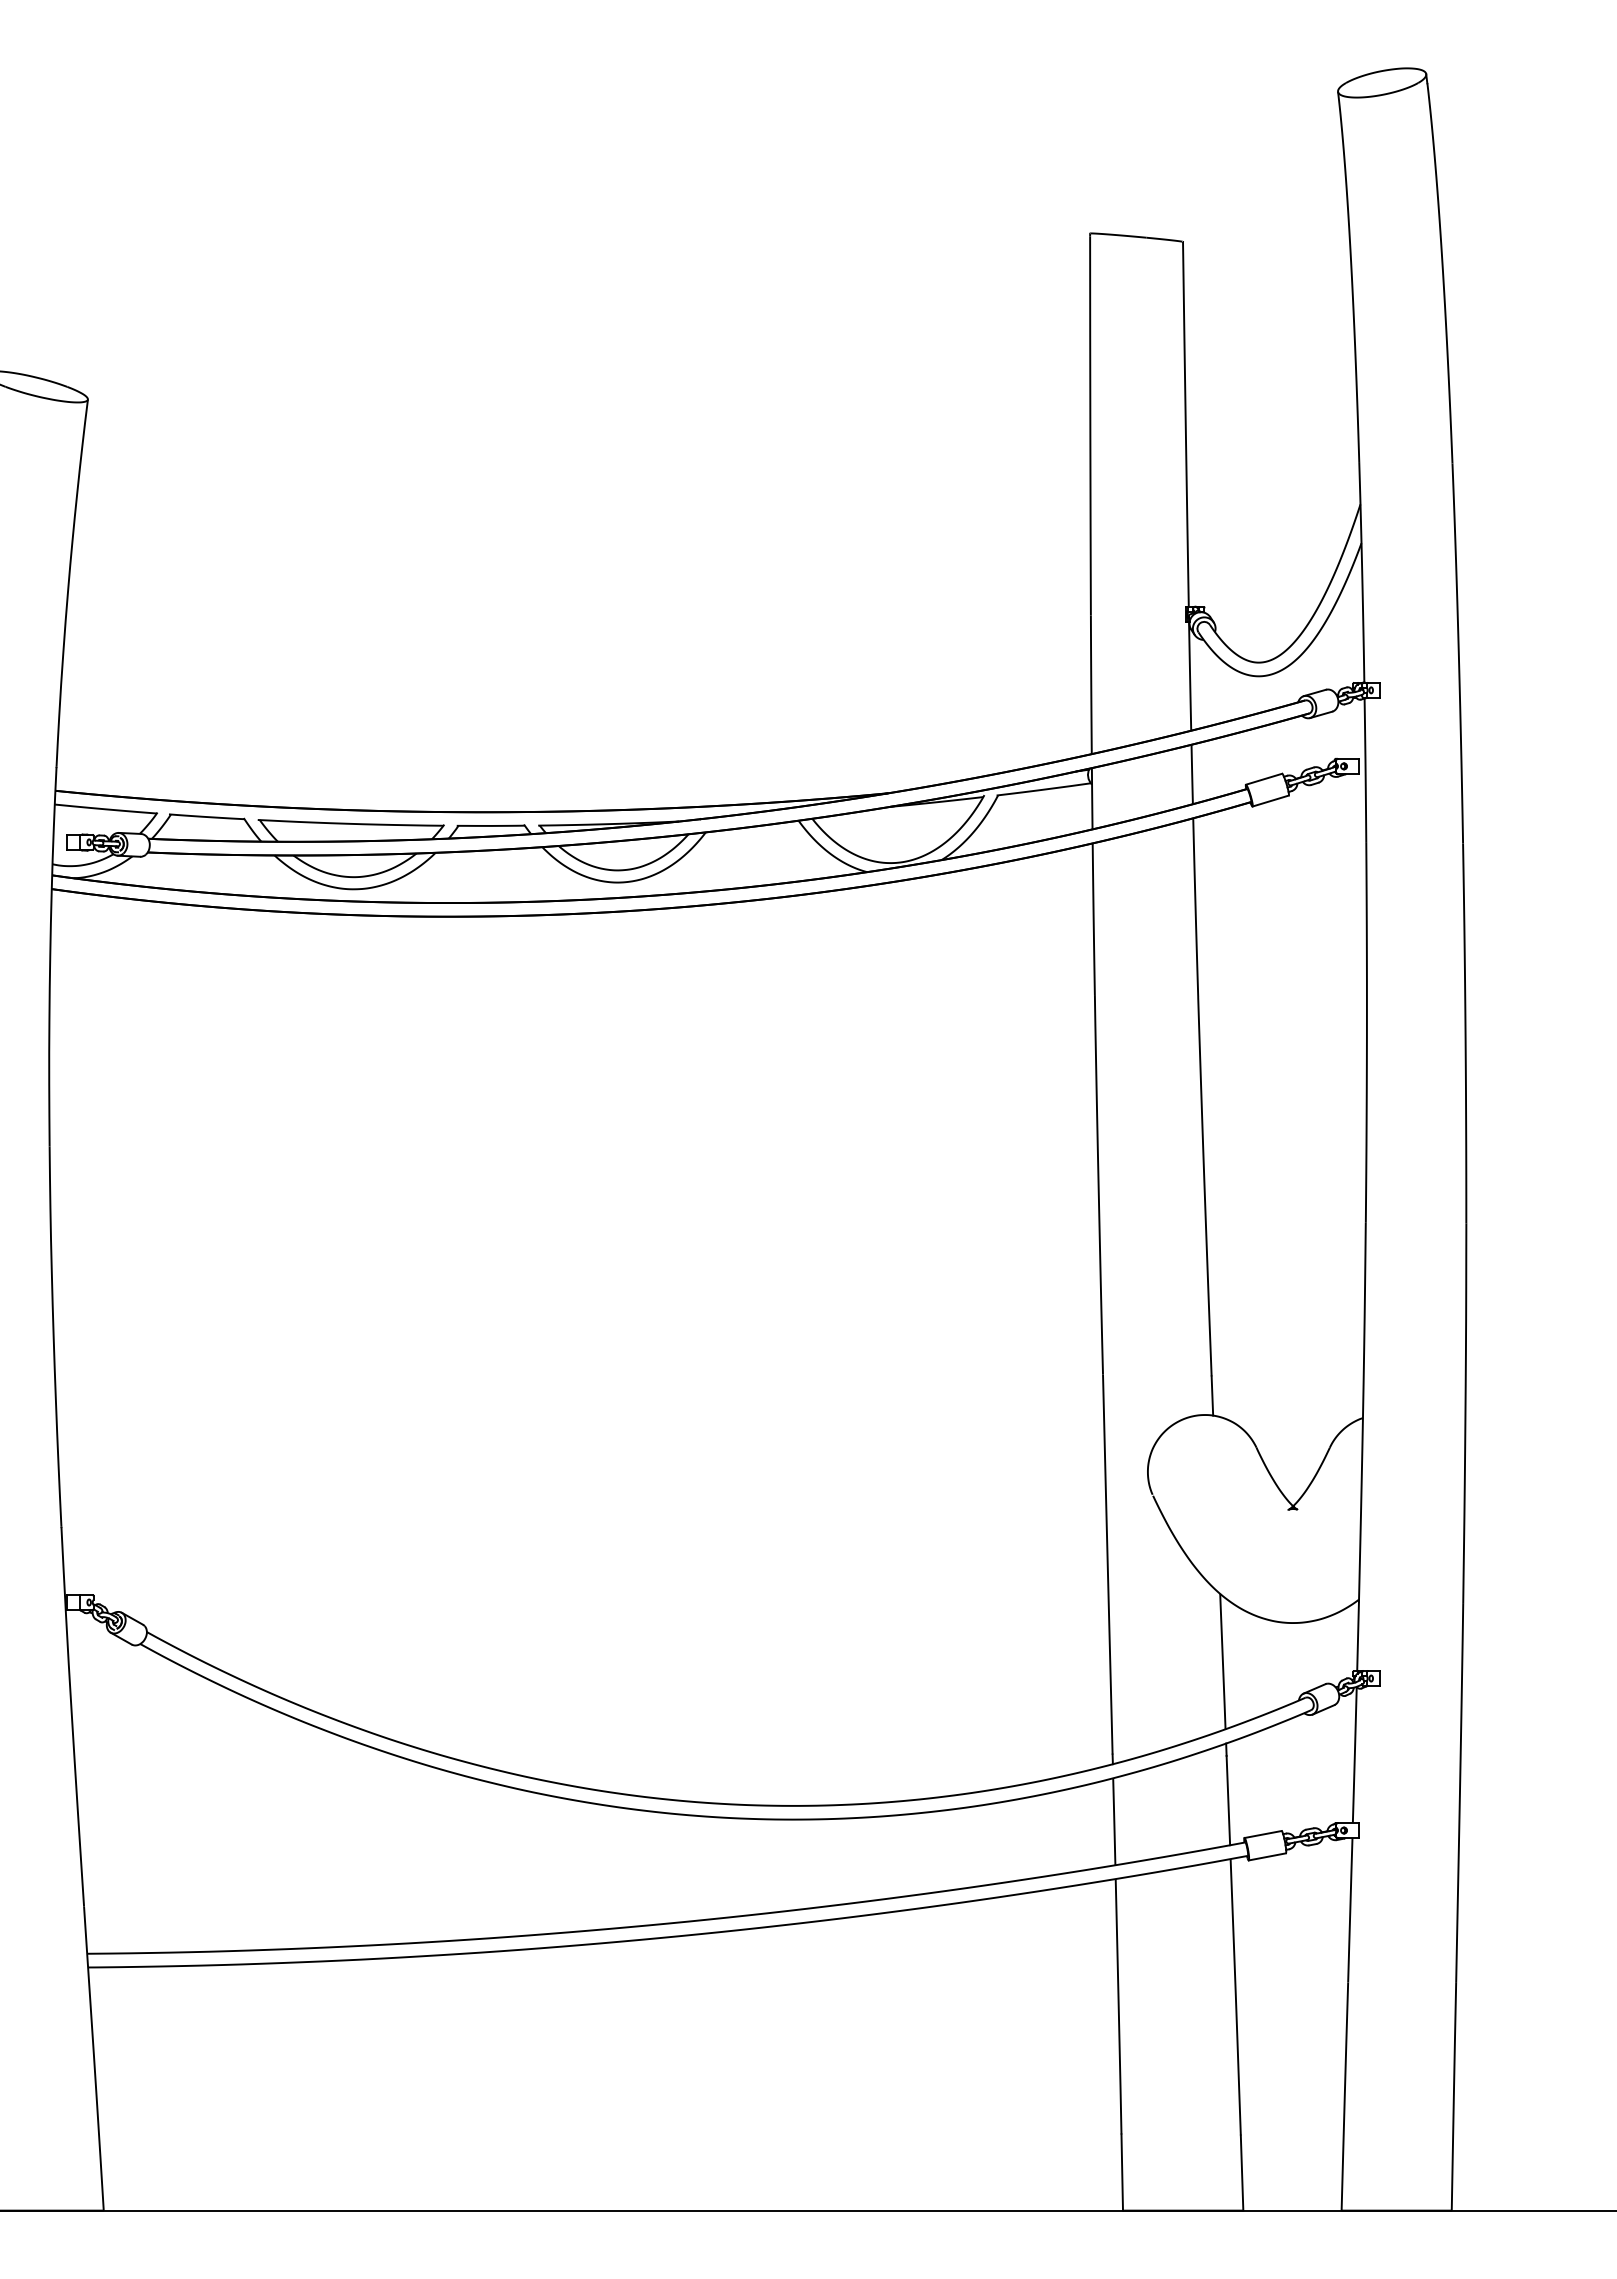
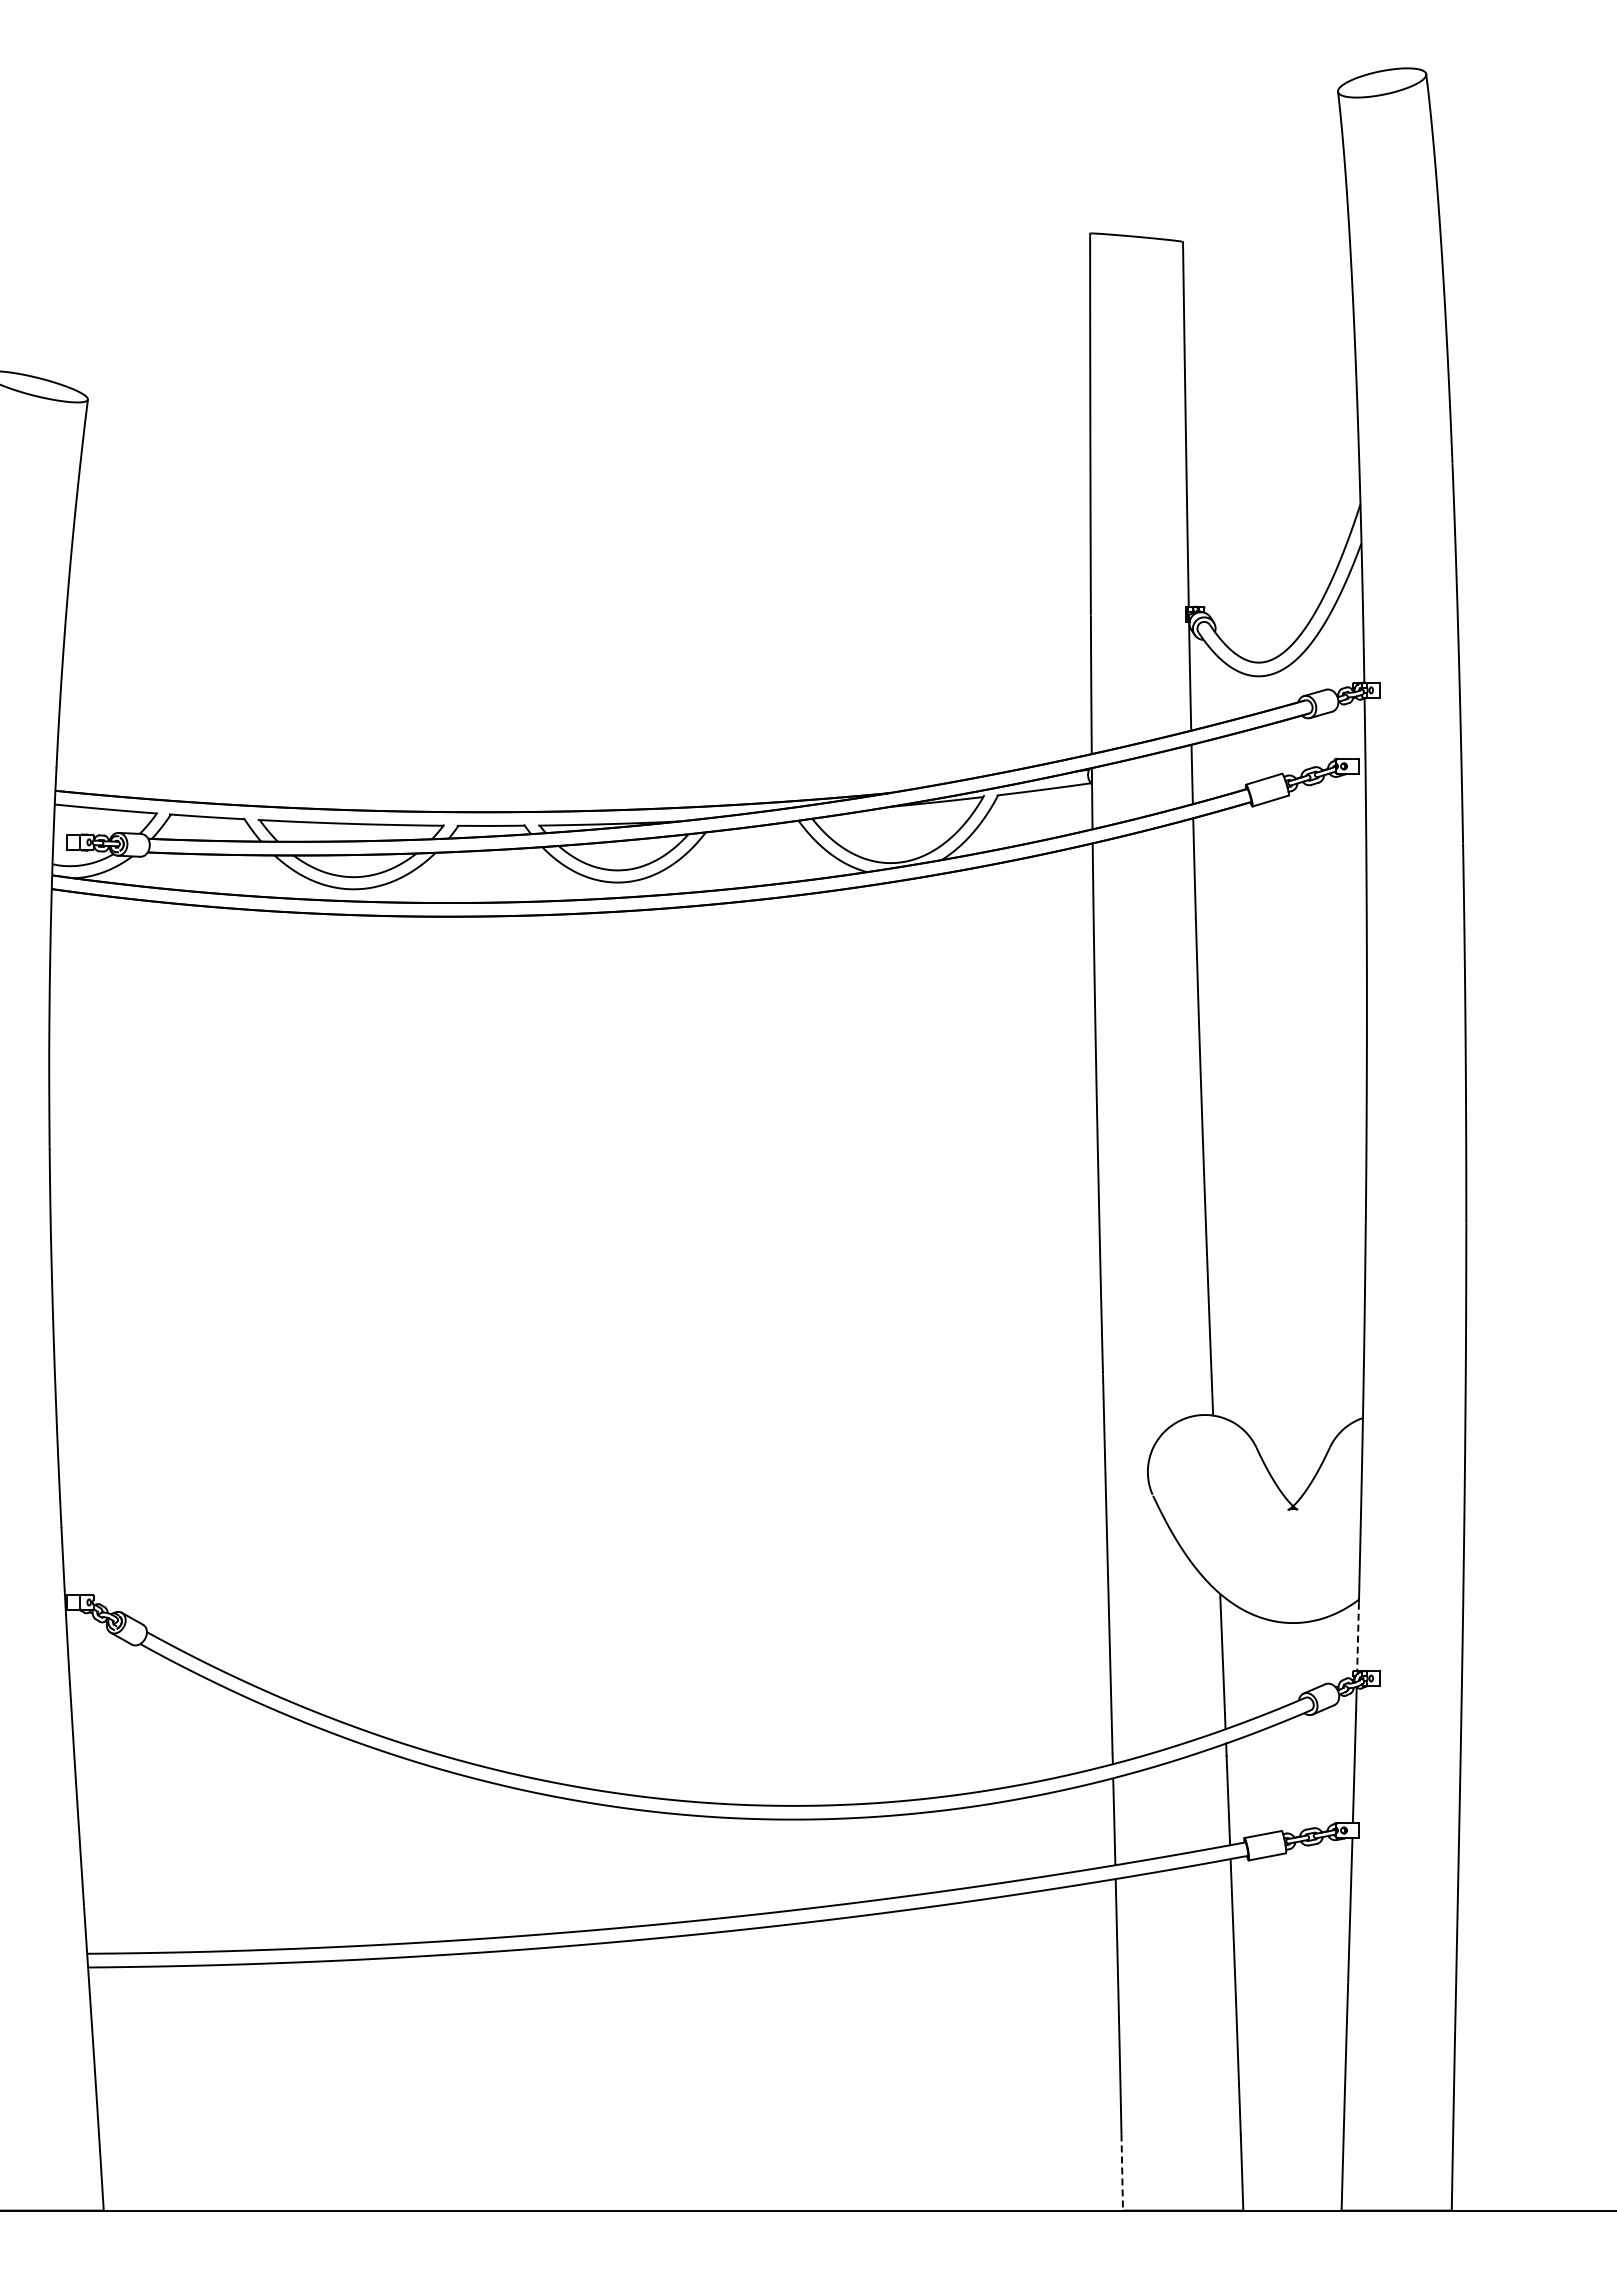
line: solid -> dashed (1358, 1637)
line: solid -> dashed (1122, 2173)
